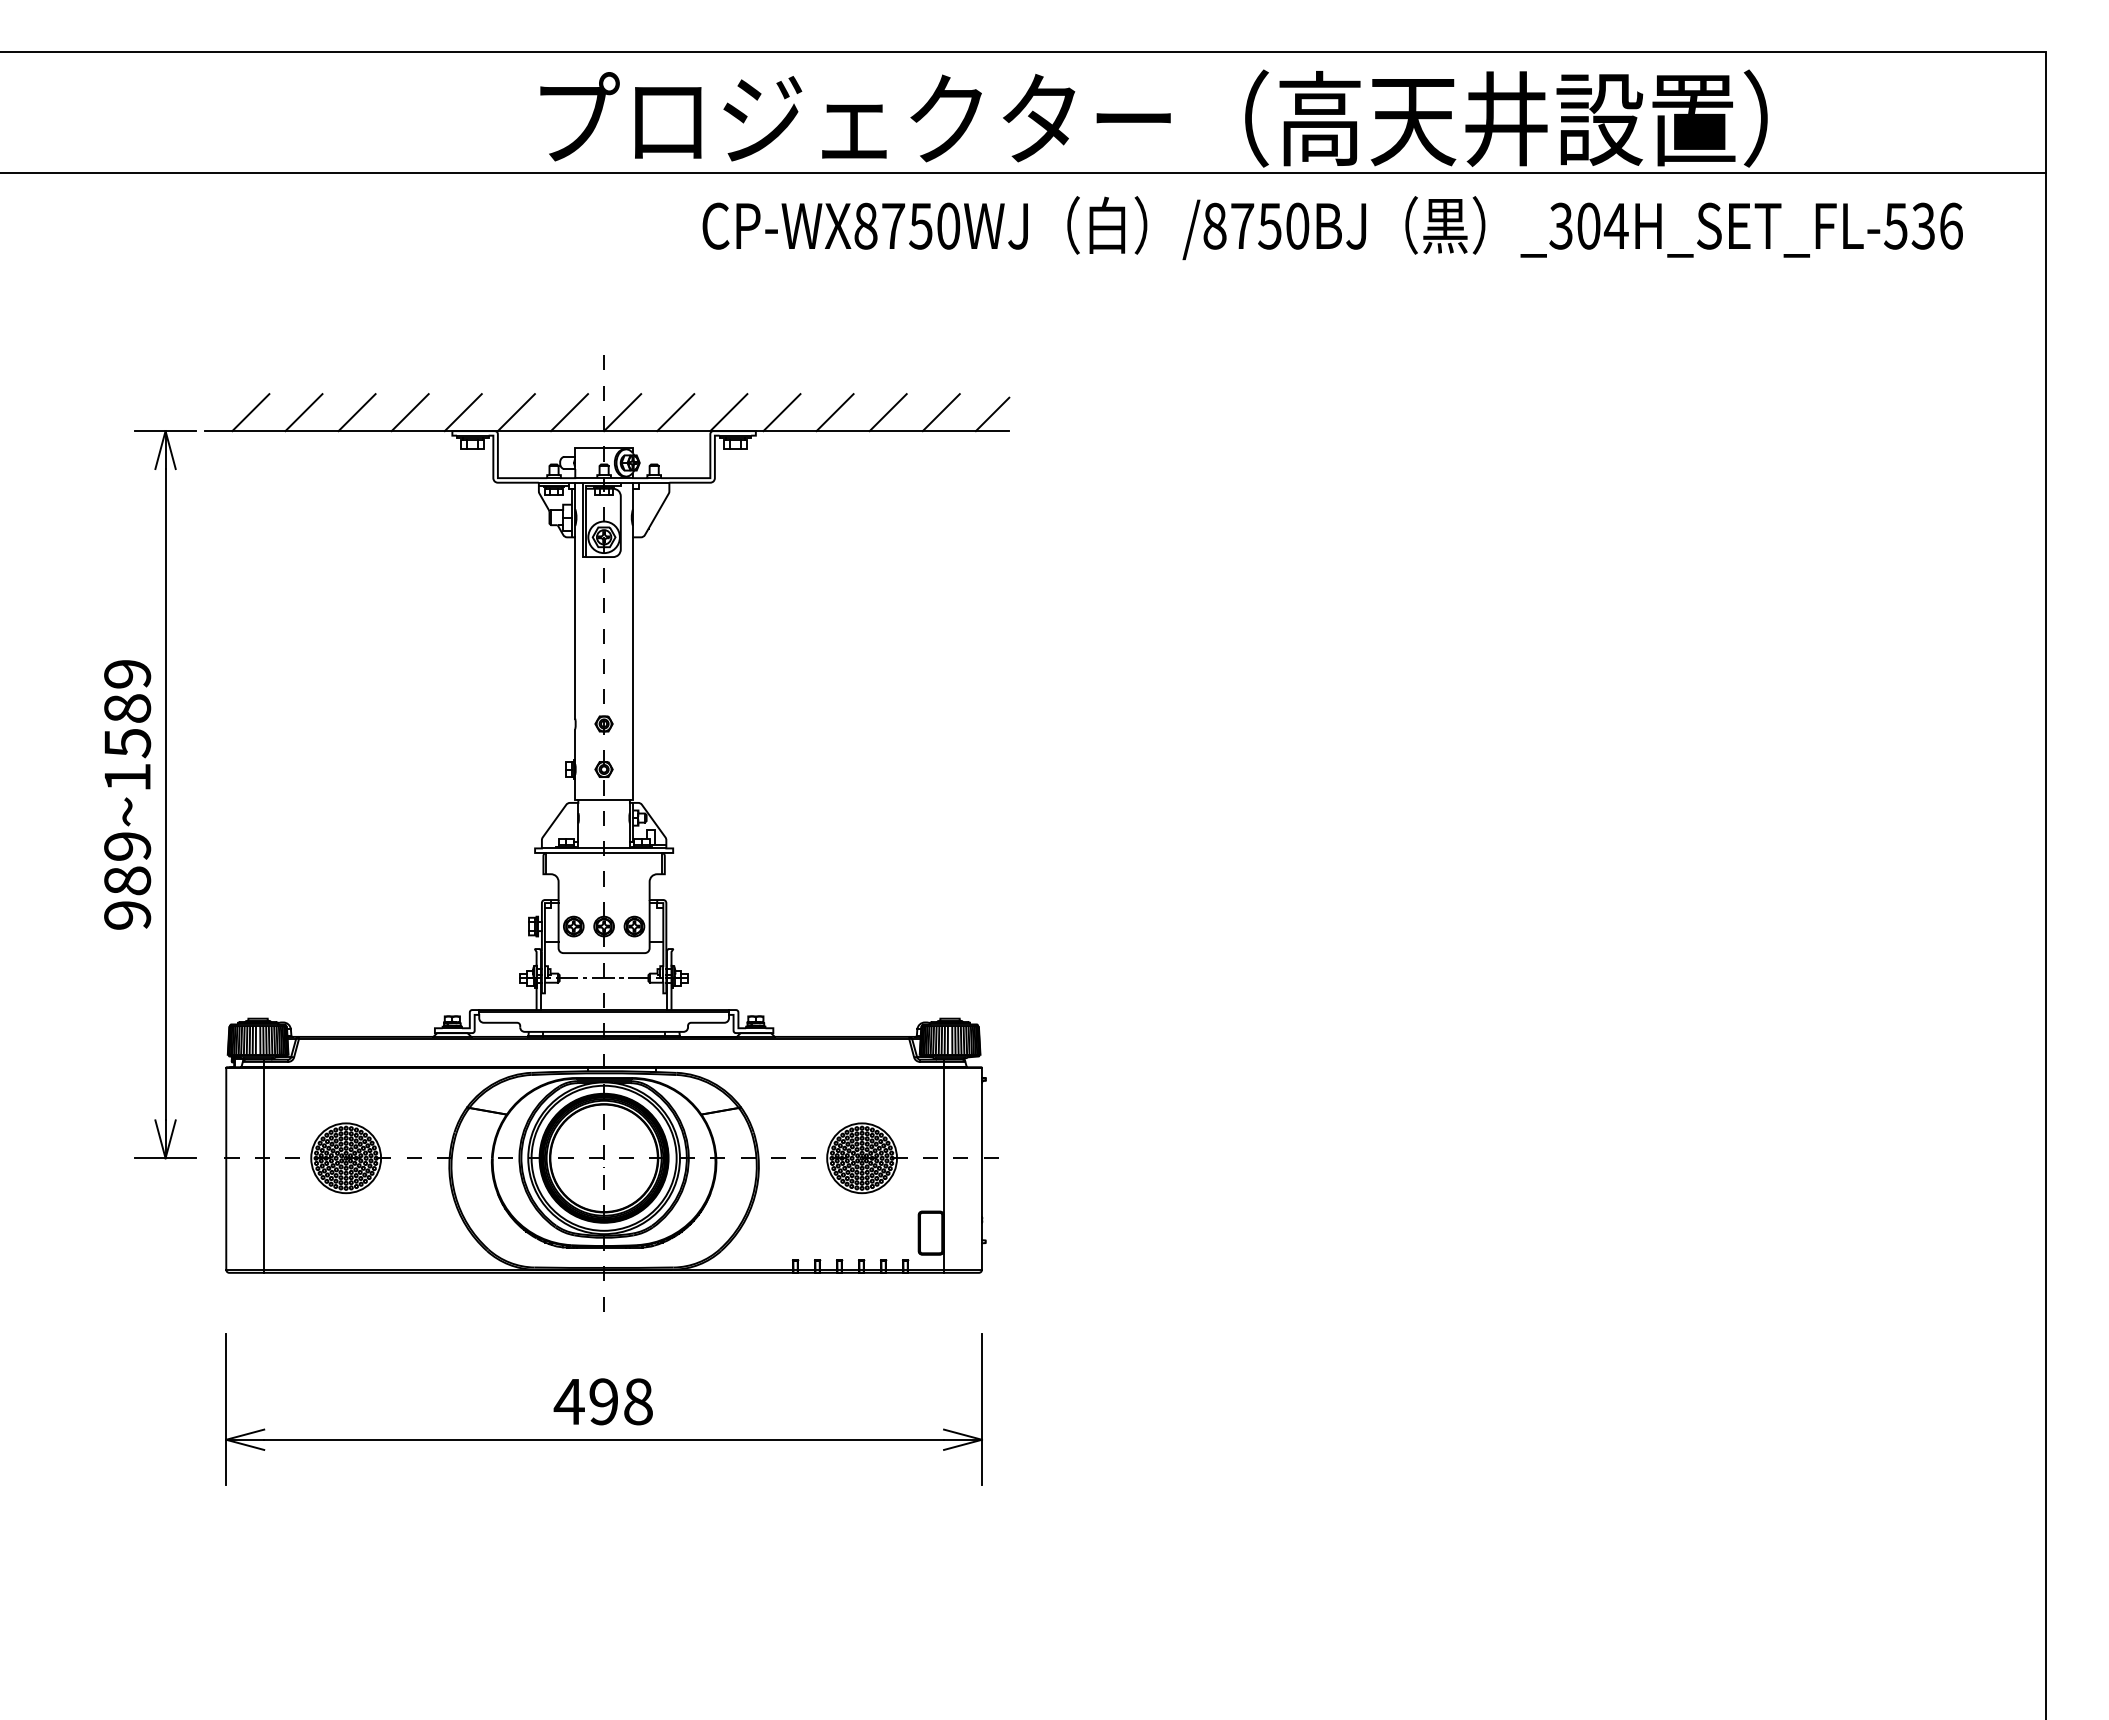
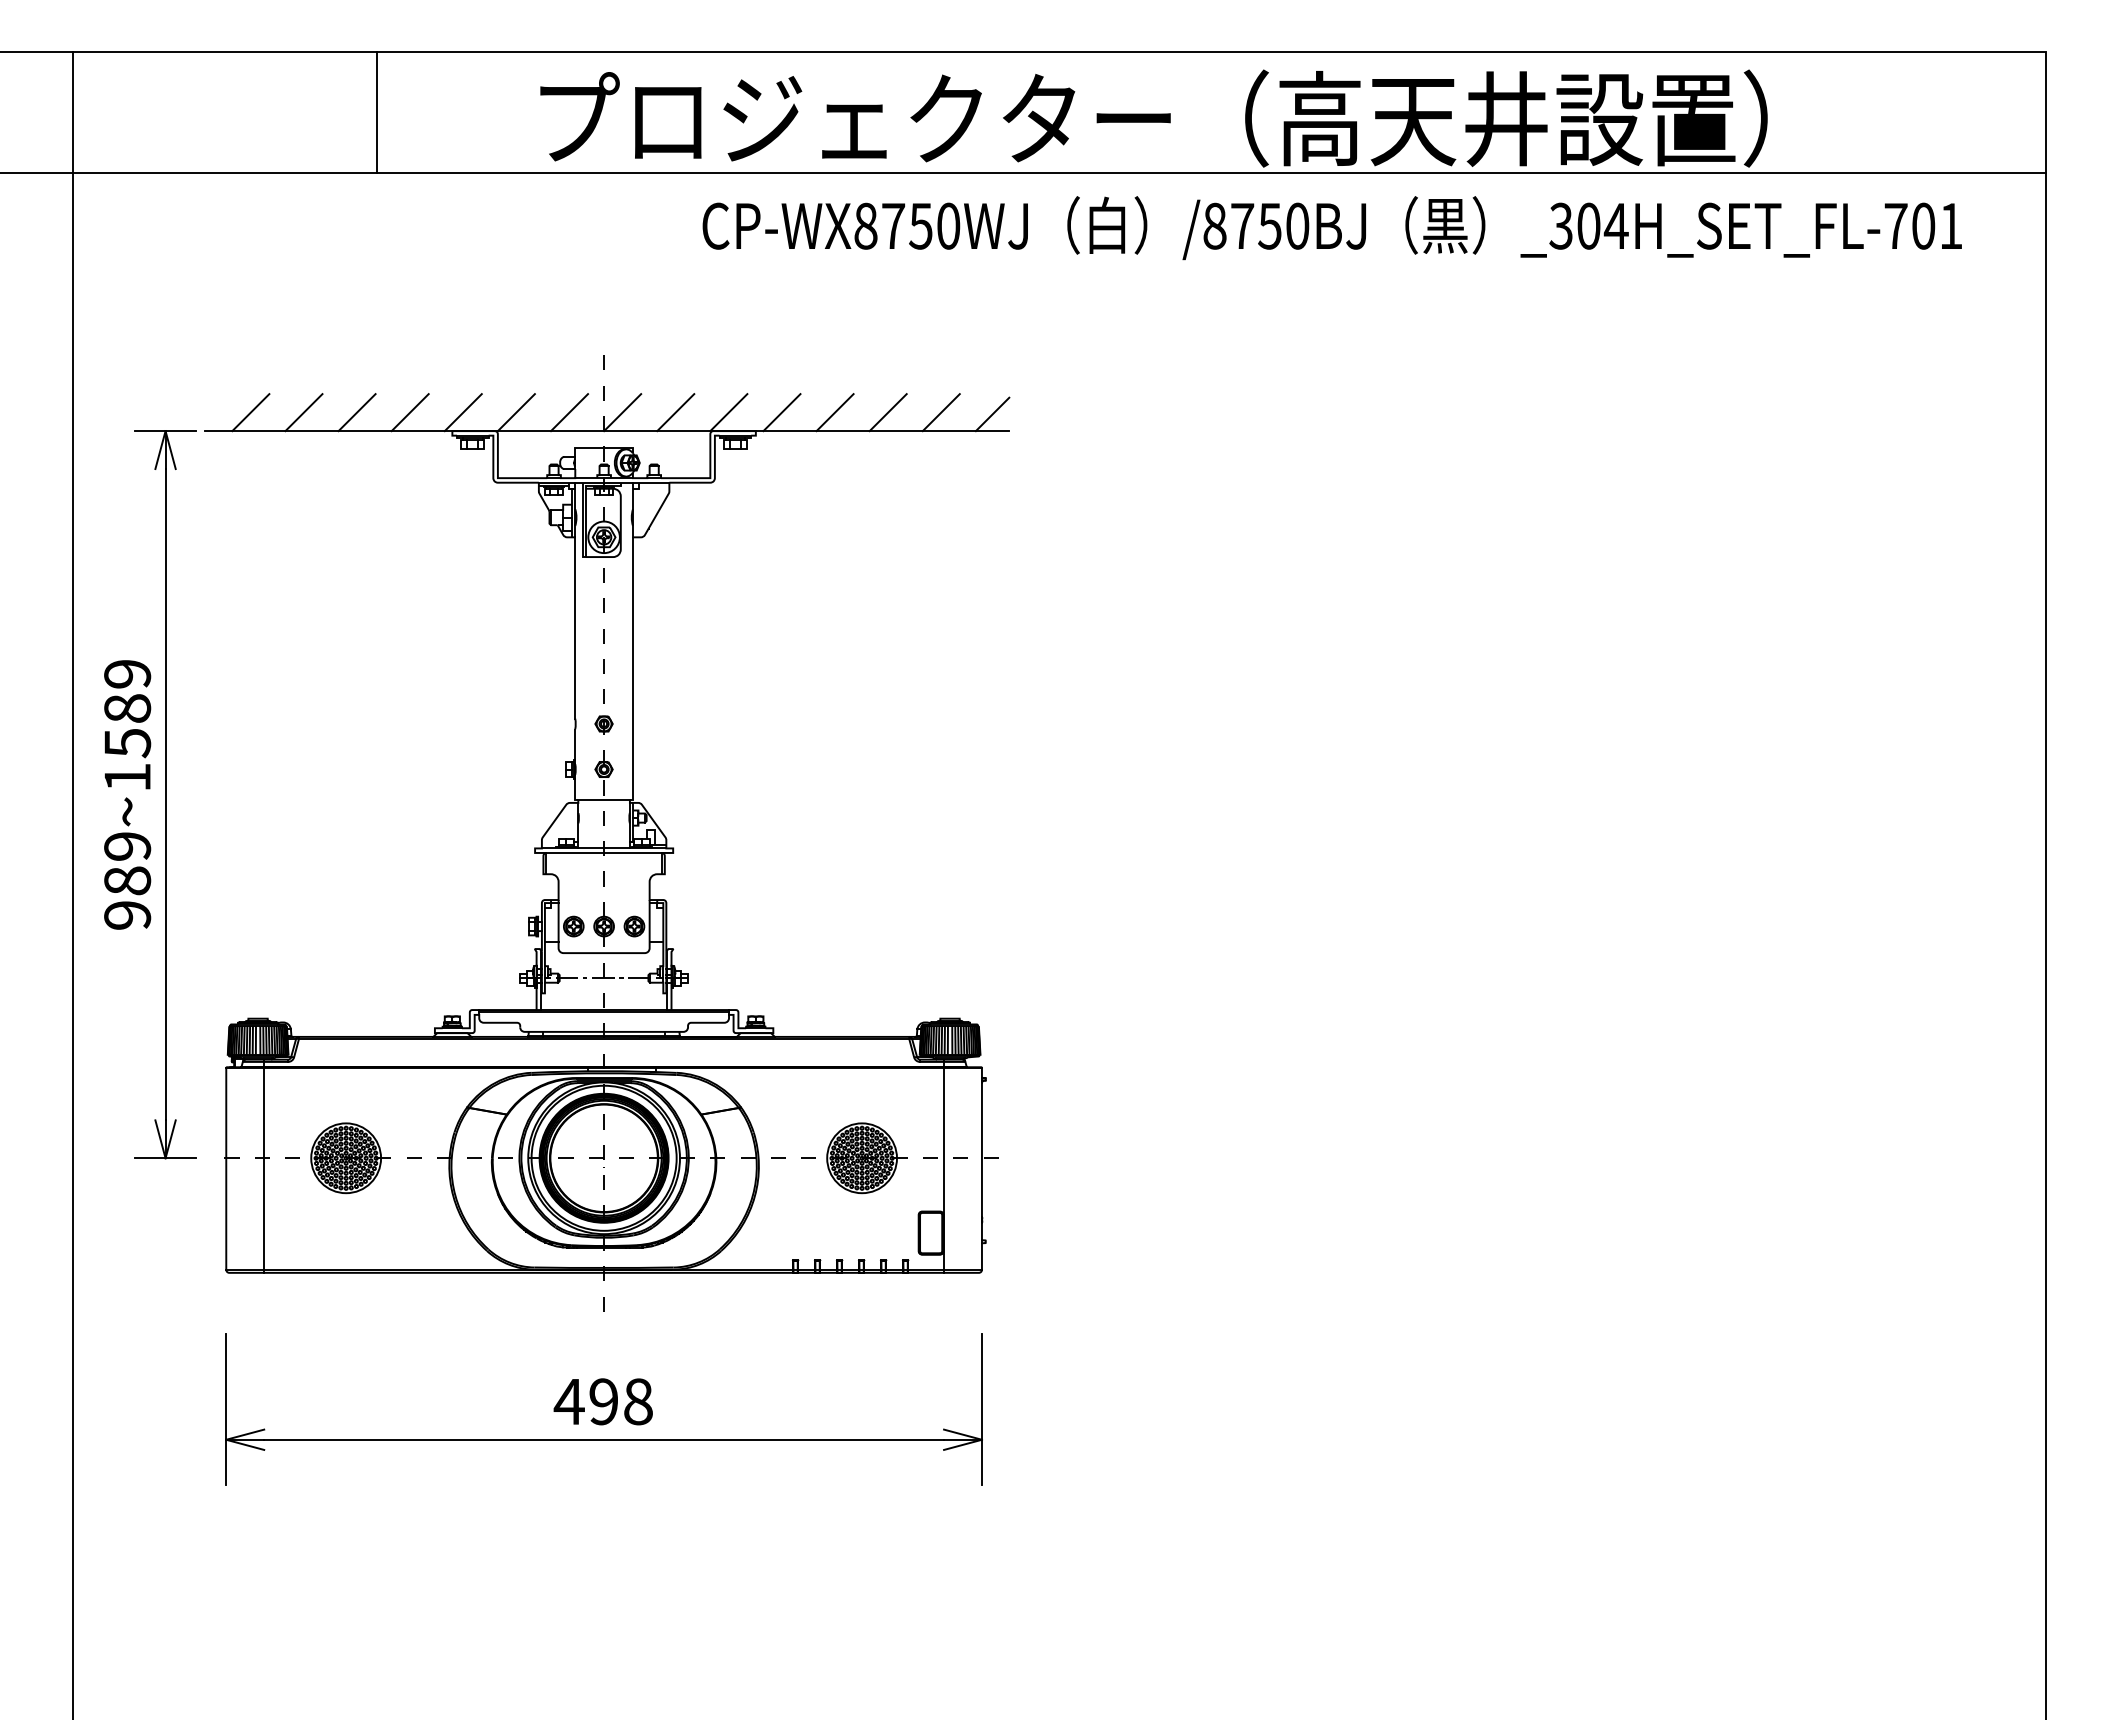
line: none -> present (376, 112)
text: _304H_SET_FL-536 -> _304H_SET_FL-701 (1923, 225)
line: none -> present (73, 883)
